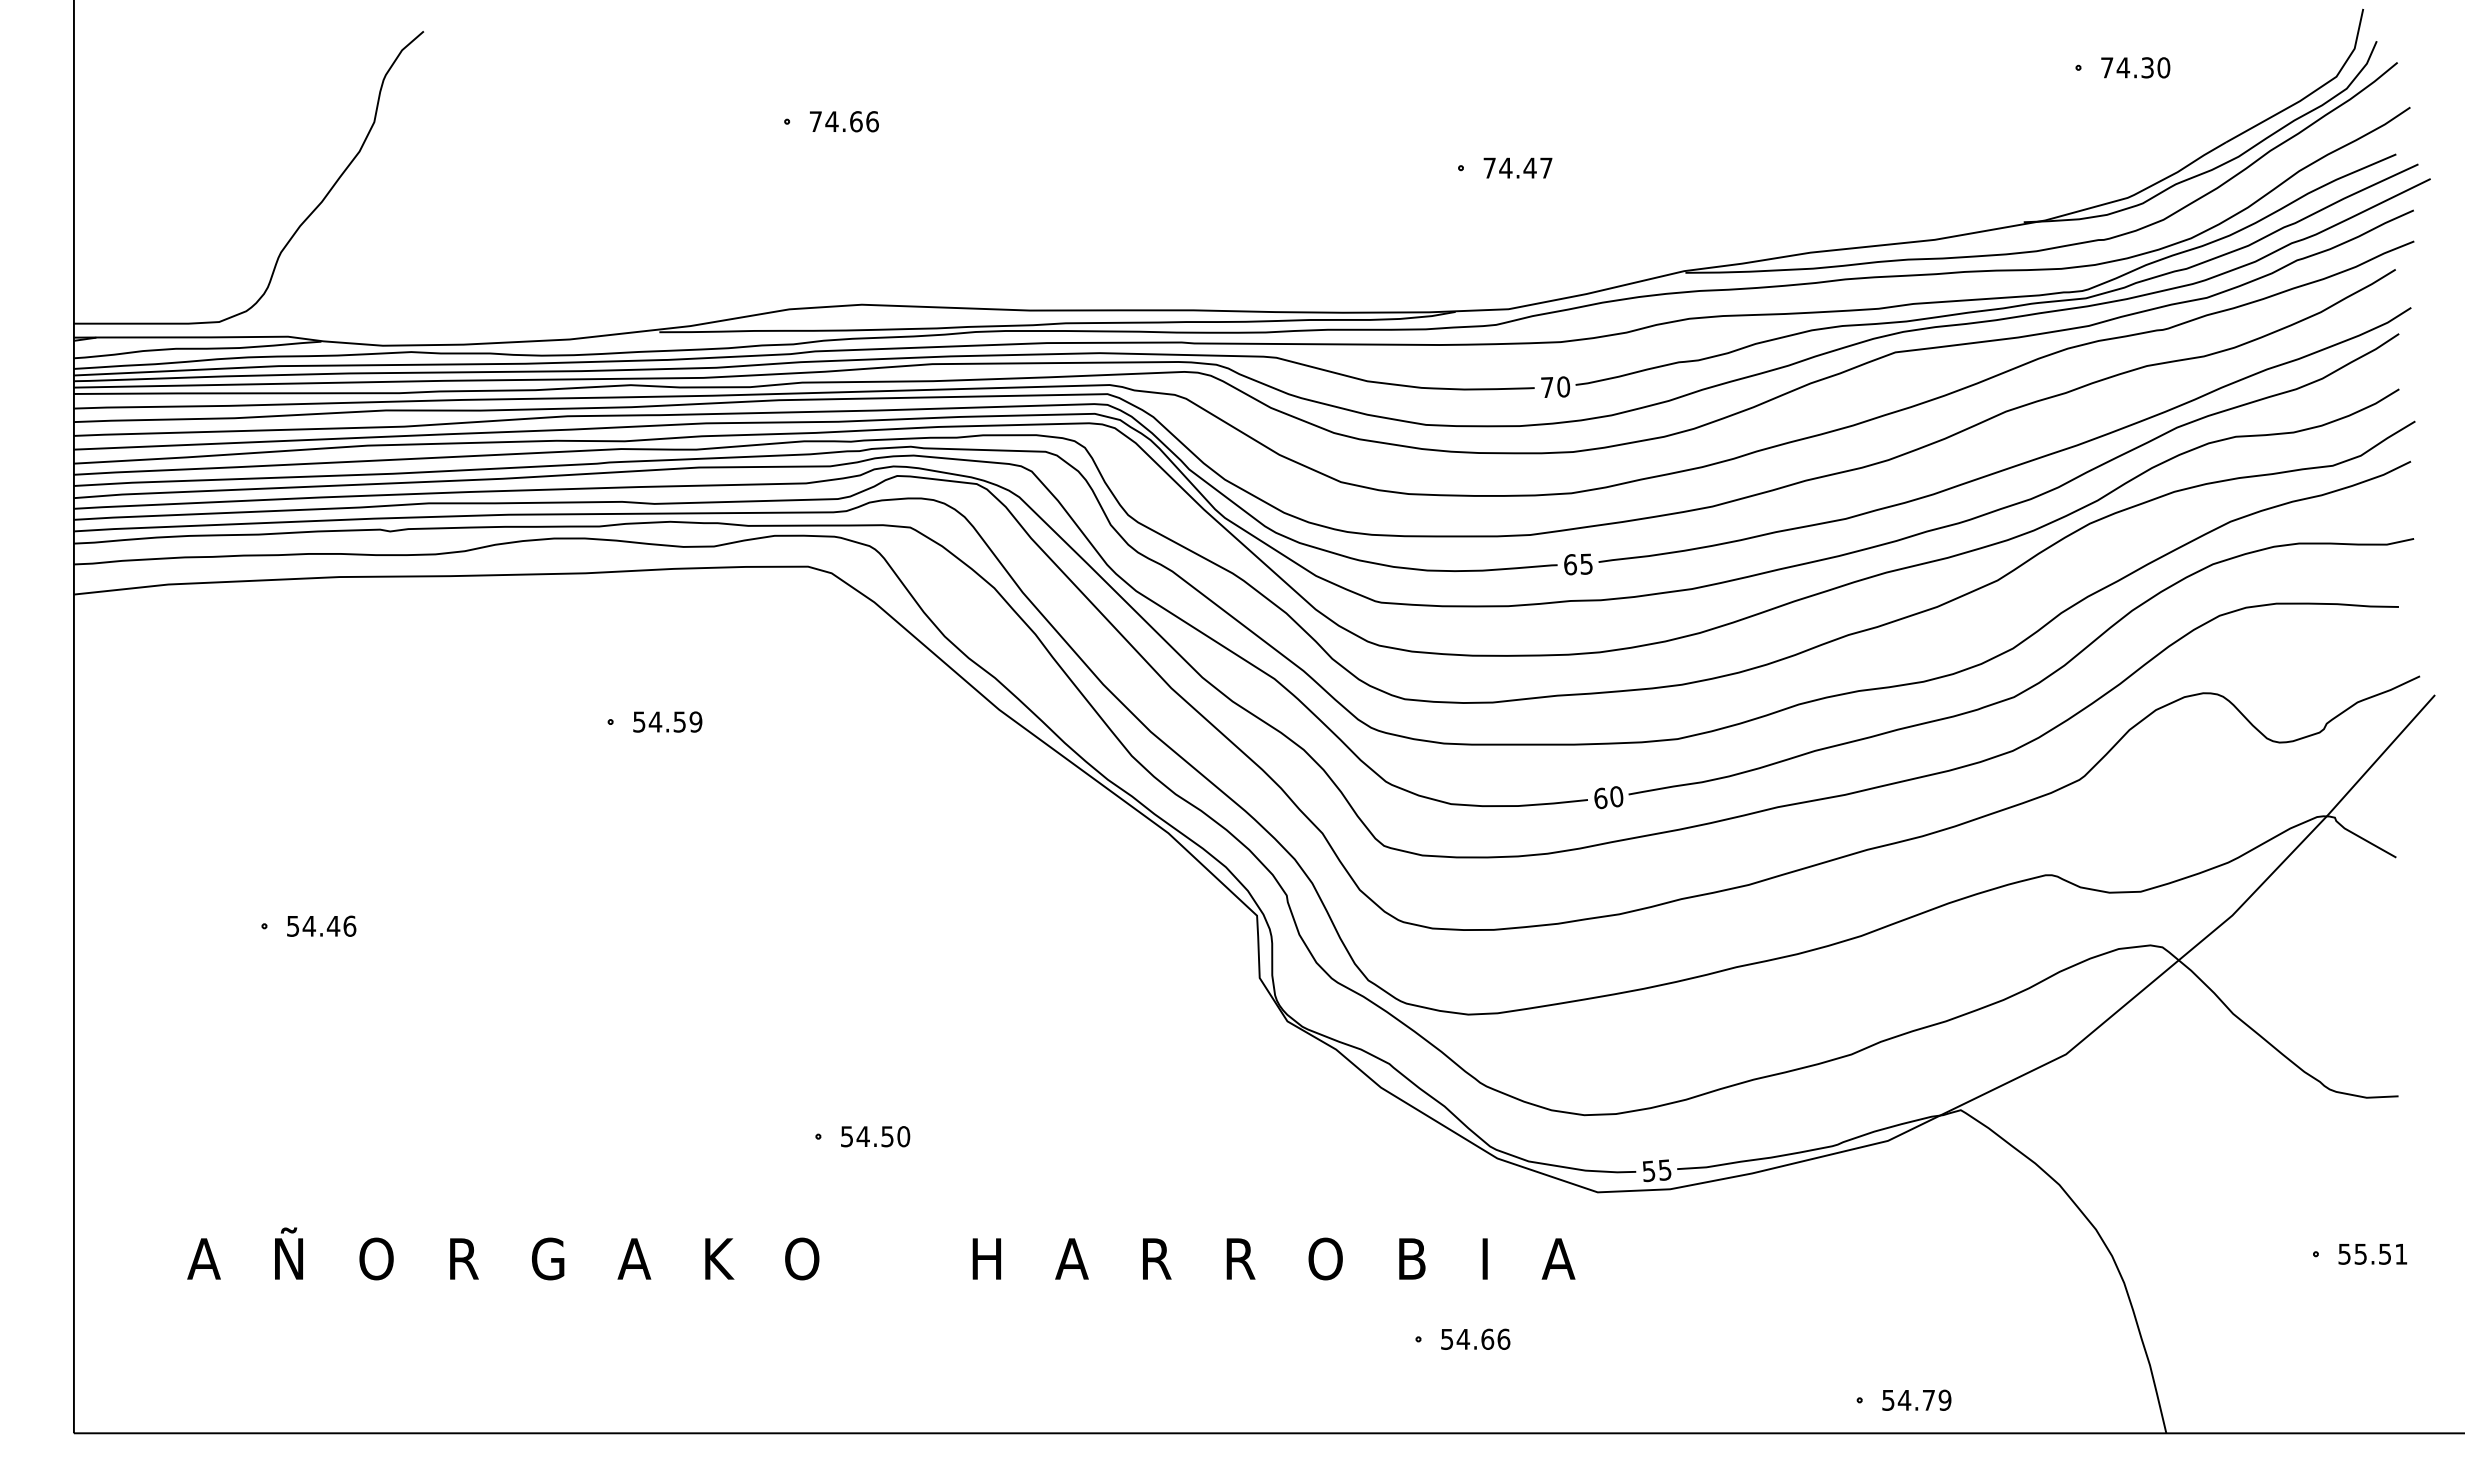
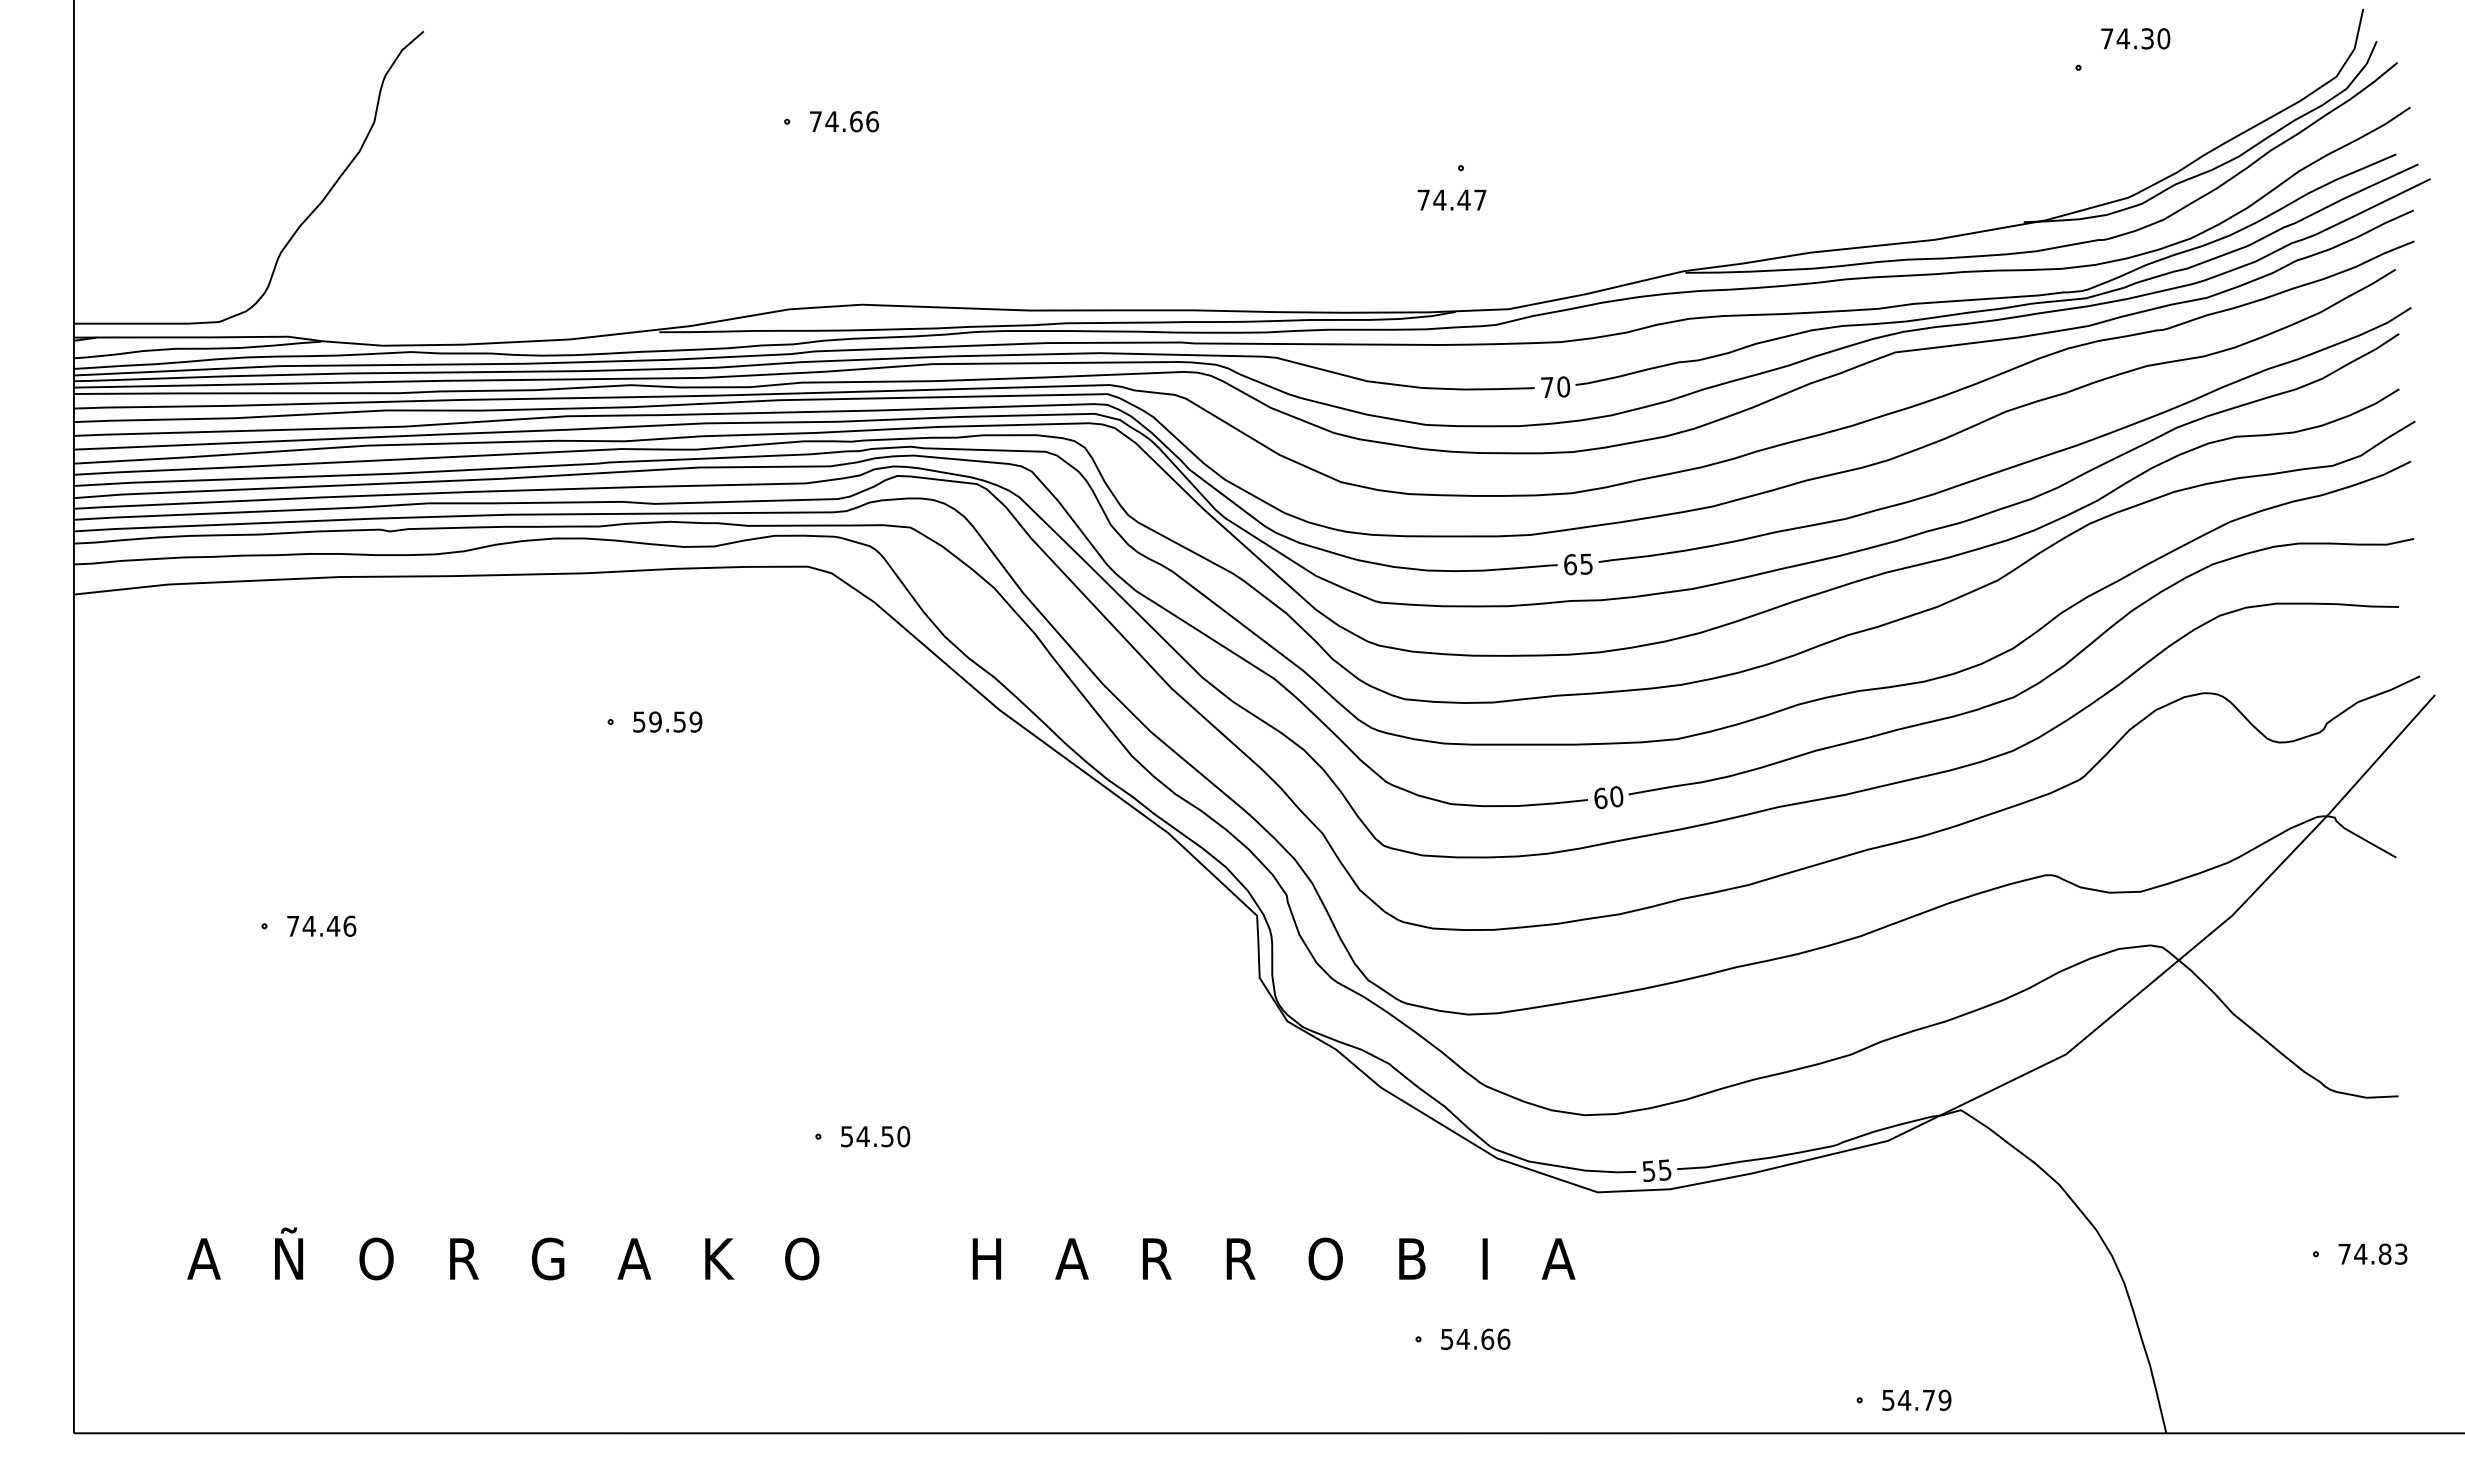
text position: (2135, 67) -> (2135, 38) (2135, 38)
text position: (1517, 167) -> (1451, 199) (1451, 199)
text: 54.59 -> 59.59 (655, 721)
text: 54.46 -> 74.46 (293, 926)
text: 55.51 -> 74.83 (2372, 1253)
